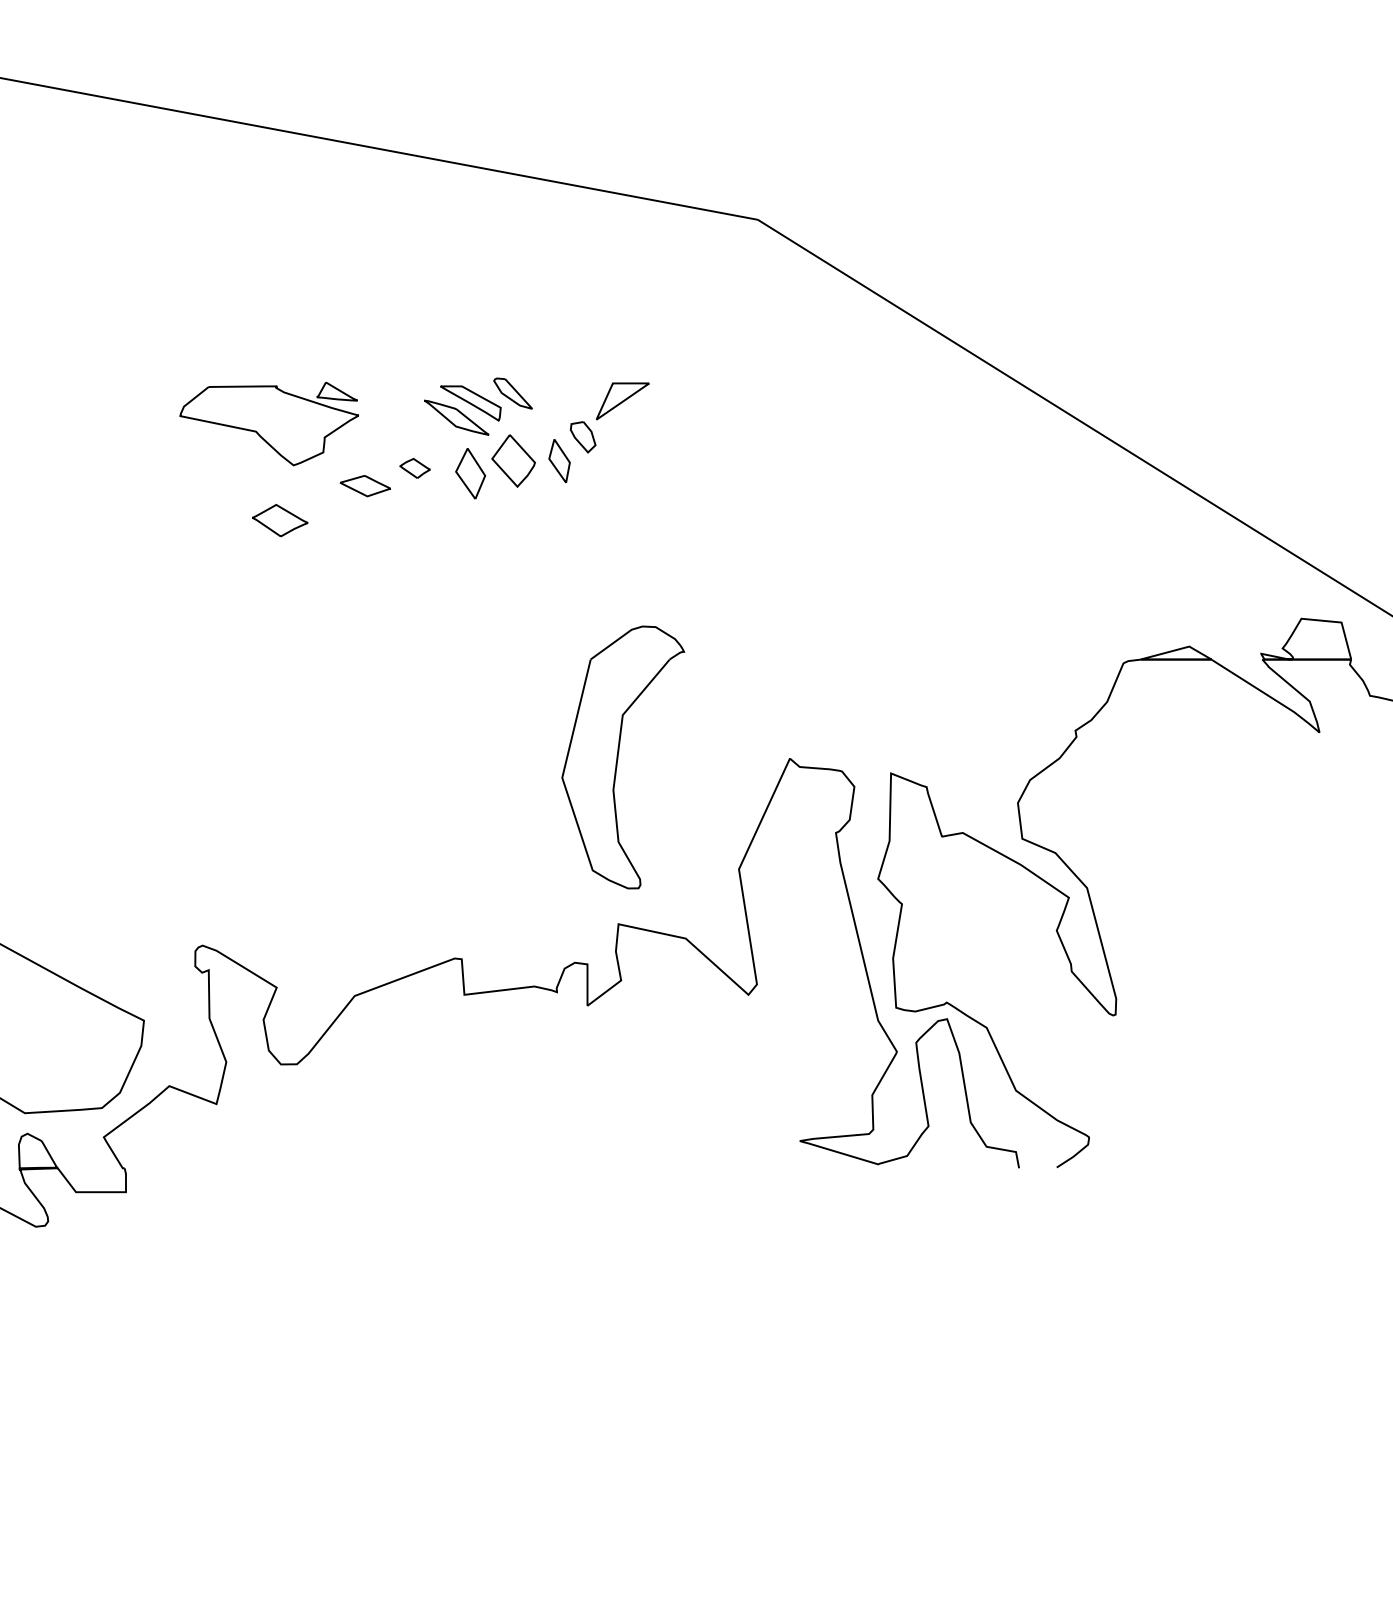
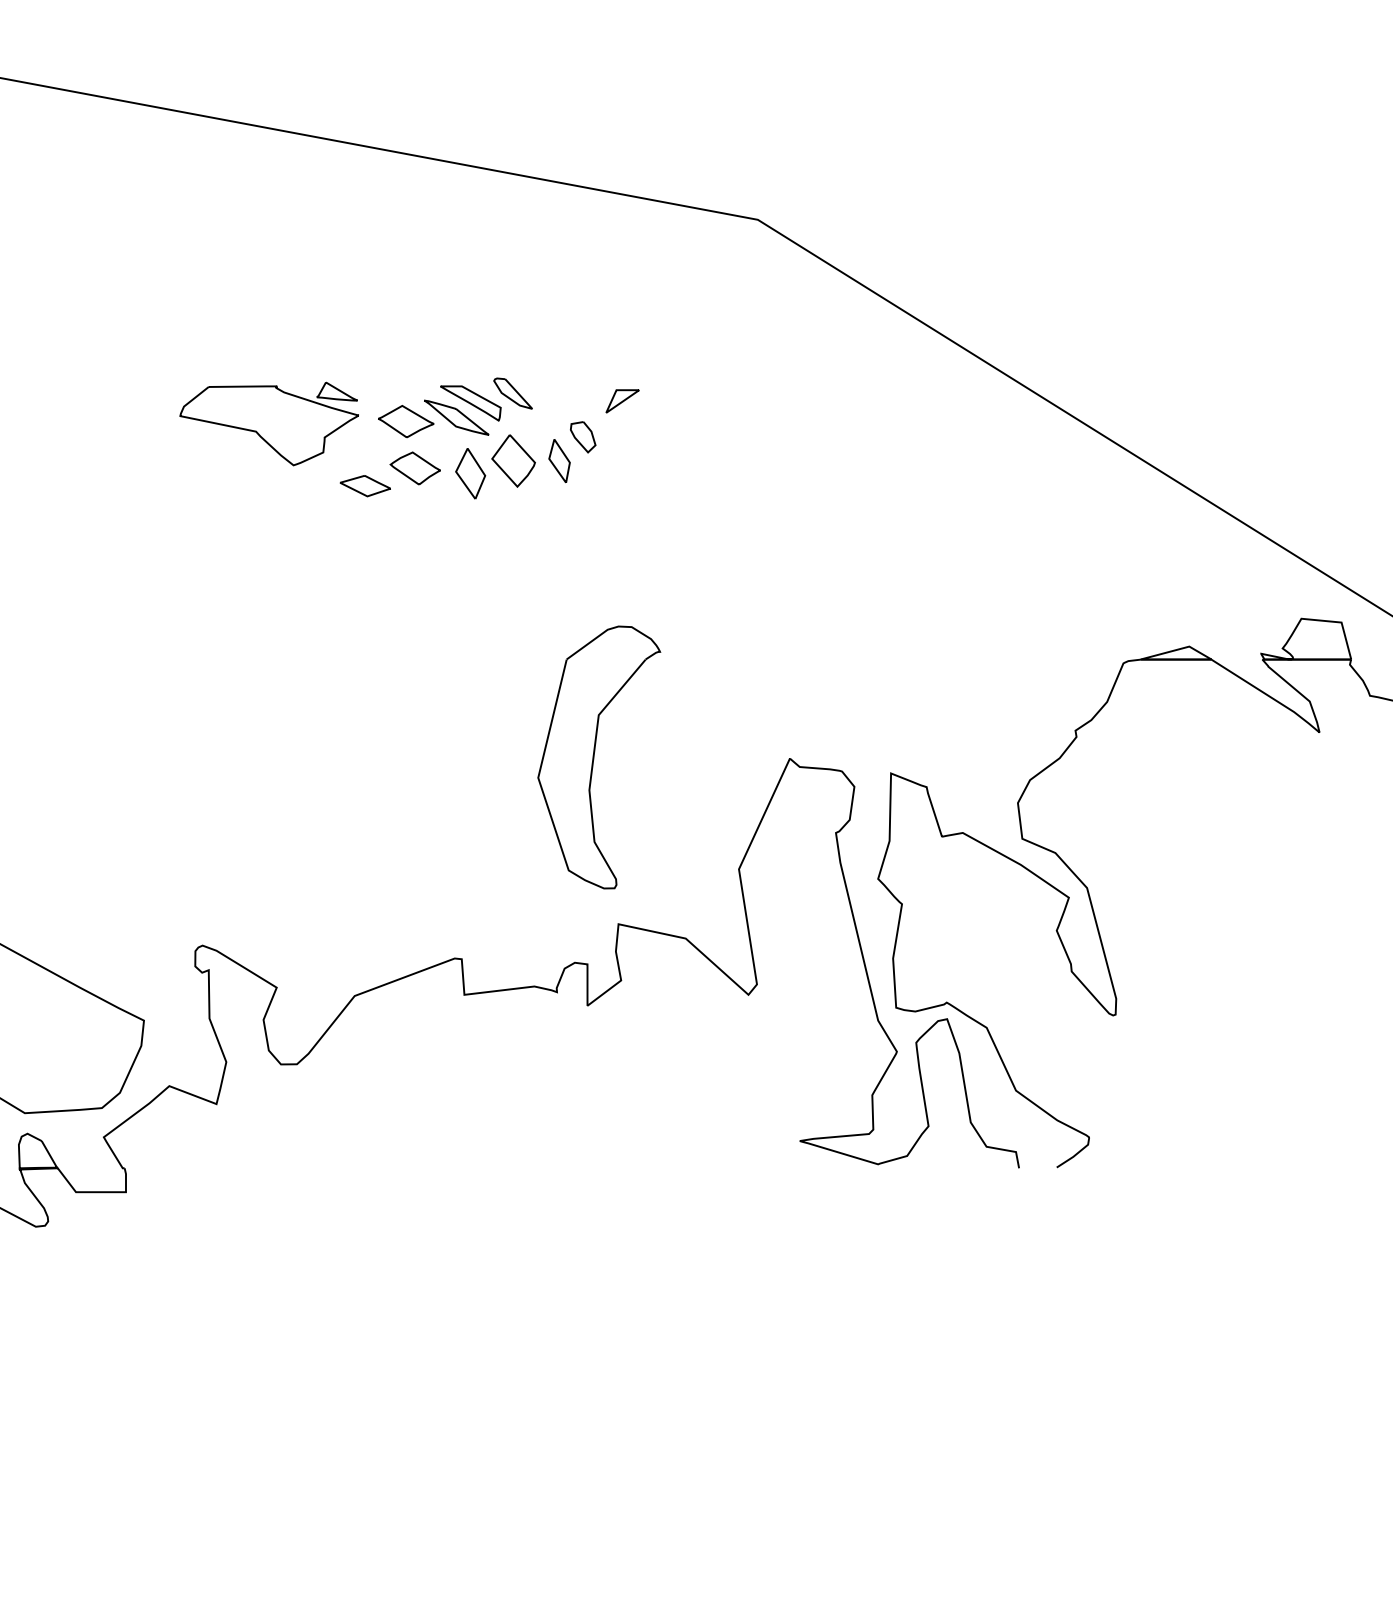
part size: 55x39 px -> 35x25 px (622, 401)
part size: 32x21 px -> 52x35 px (414, 468)
part position: (280, 520) -> (406, 421) (406, 421)
part position: (623, 757) -> (599, 757) (599, 757)
